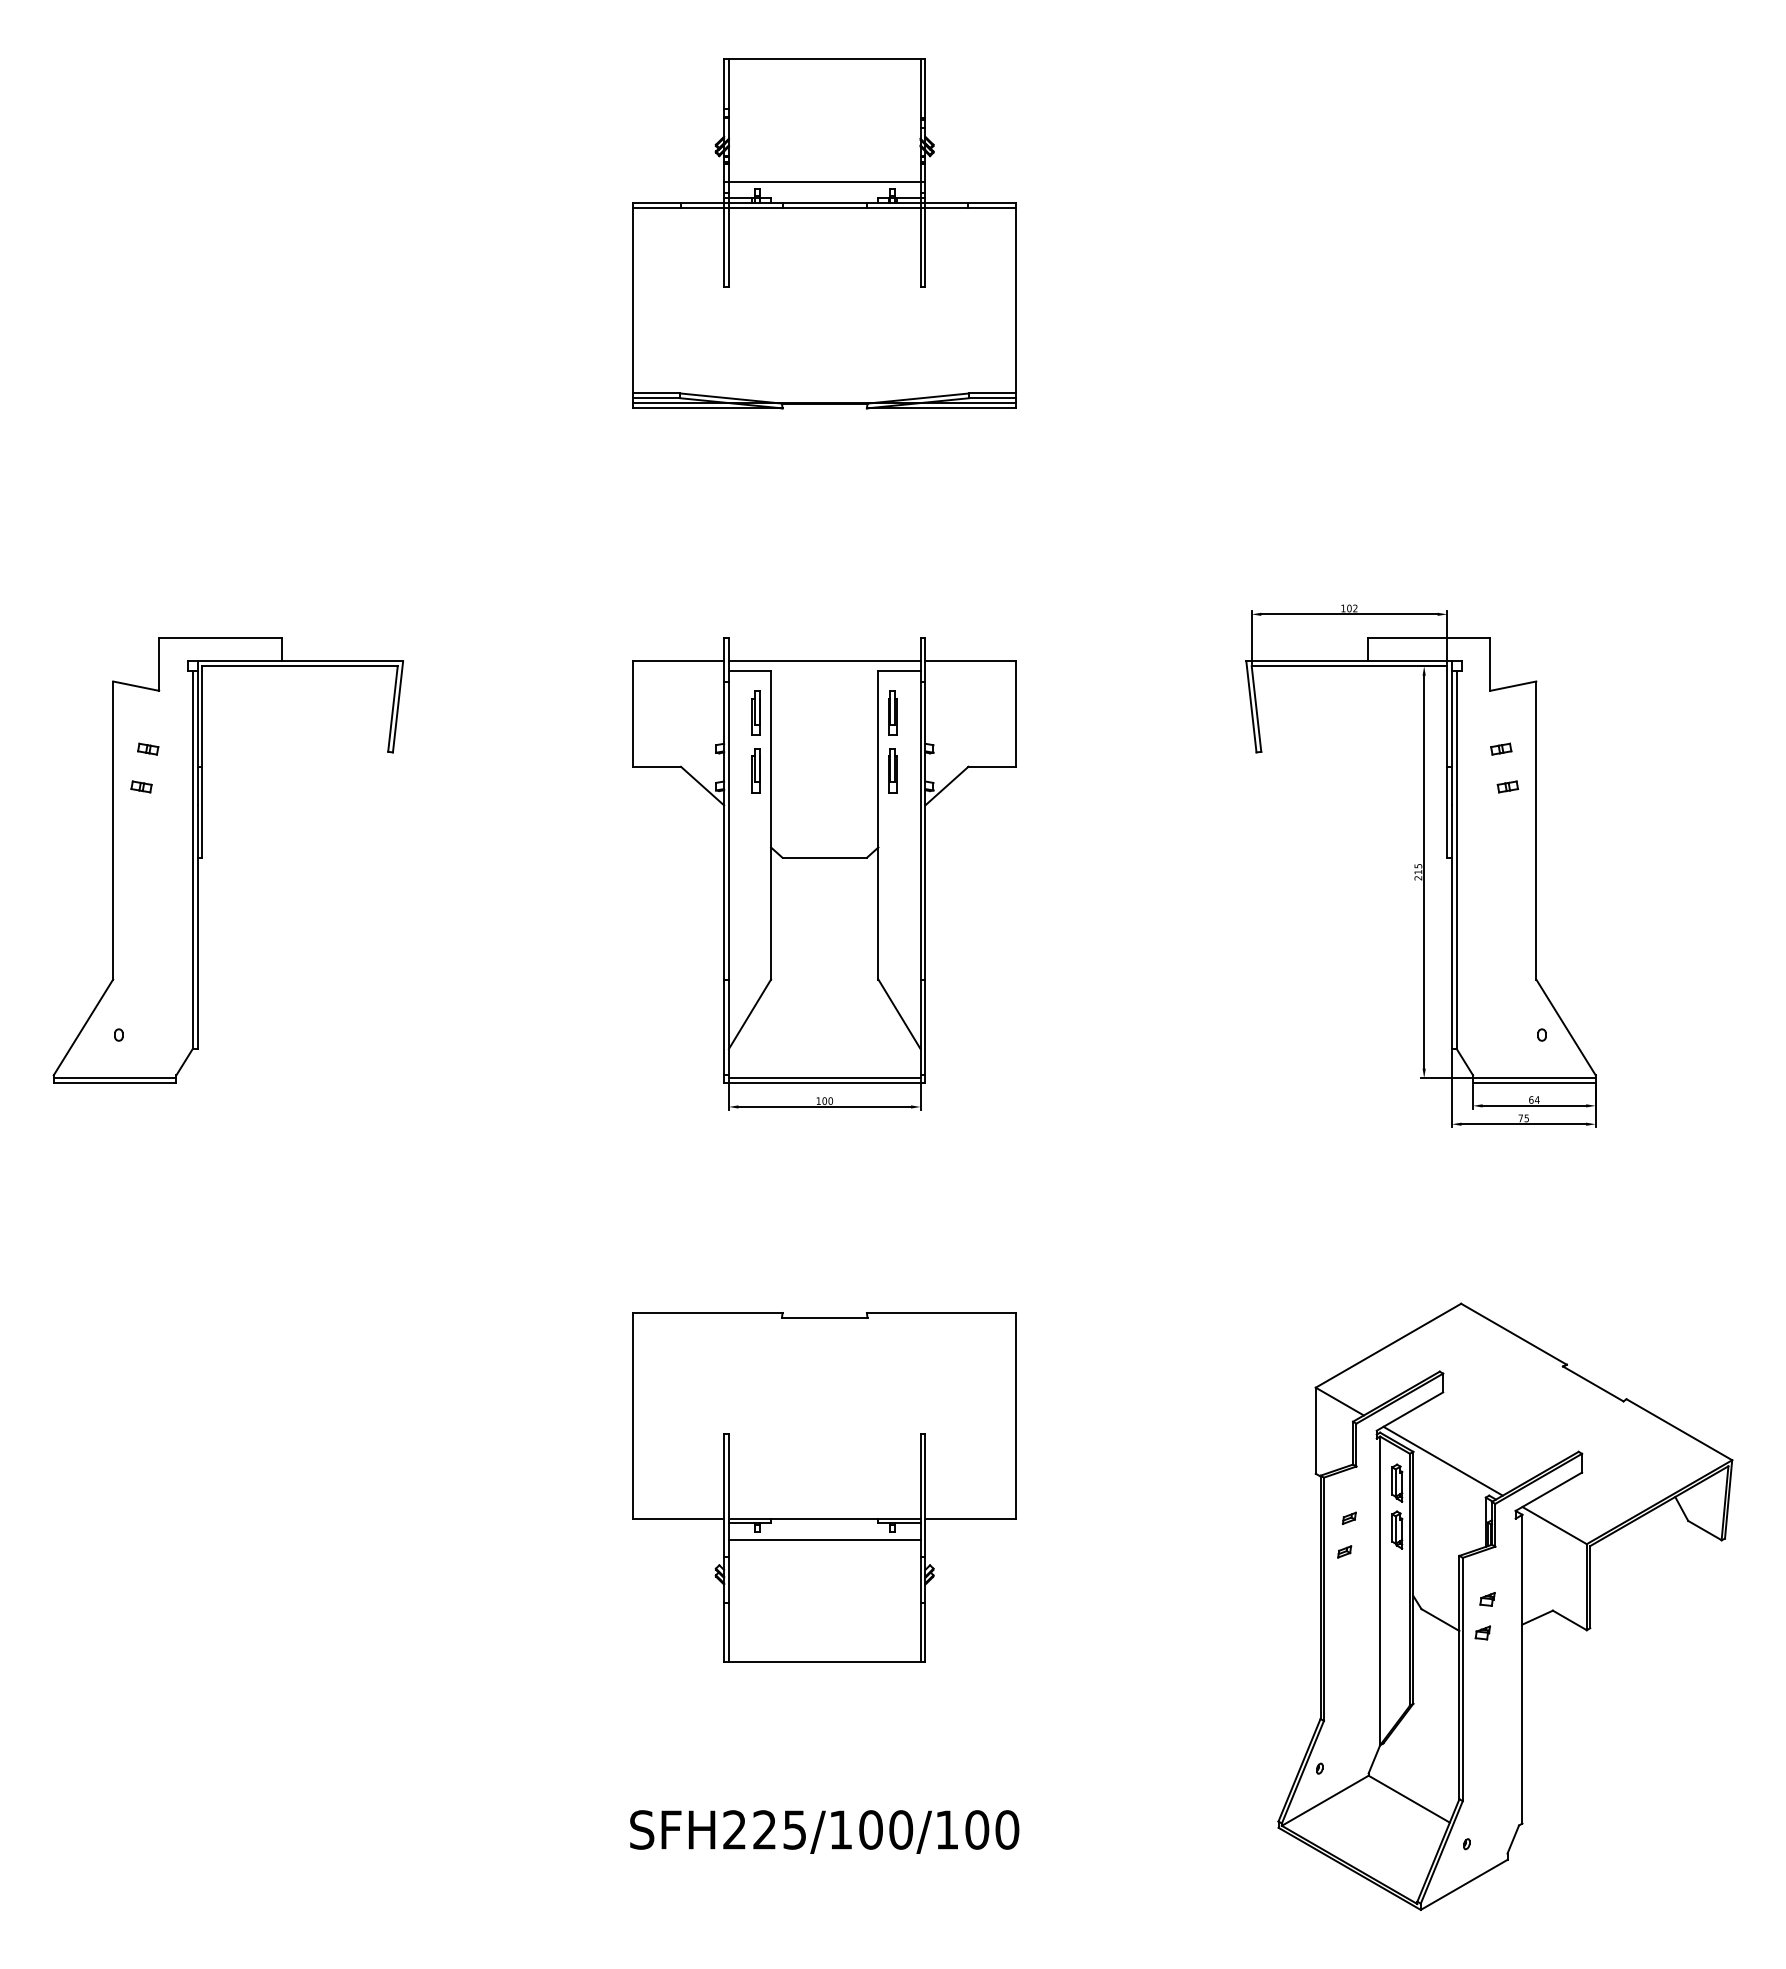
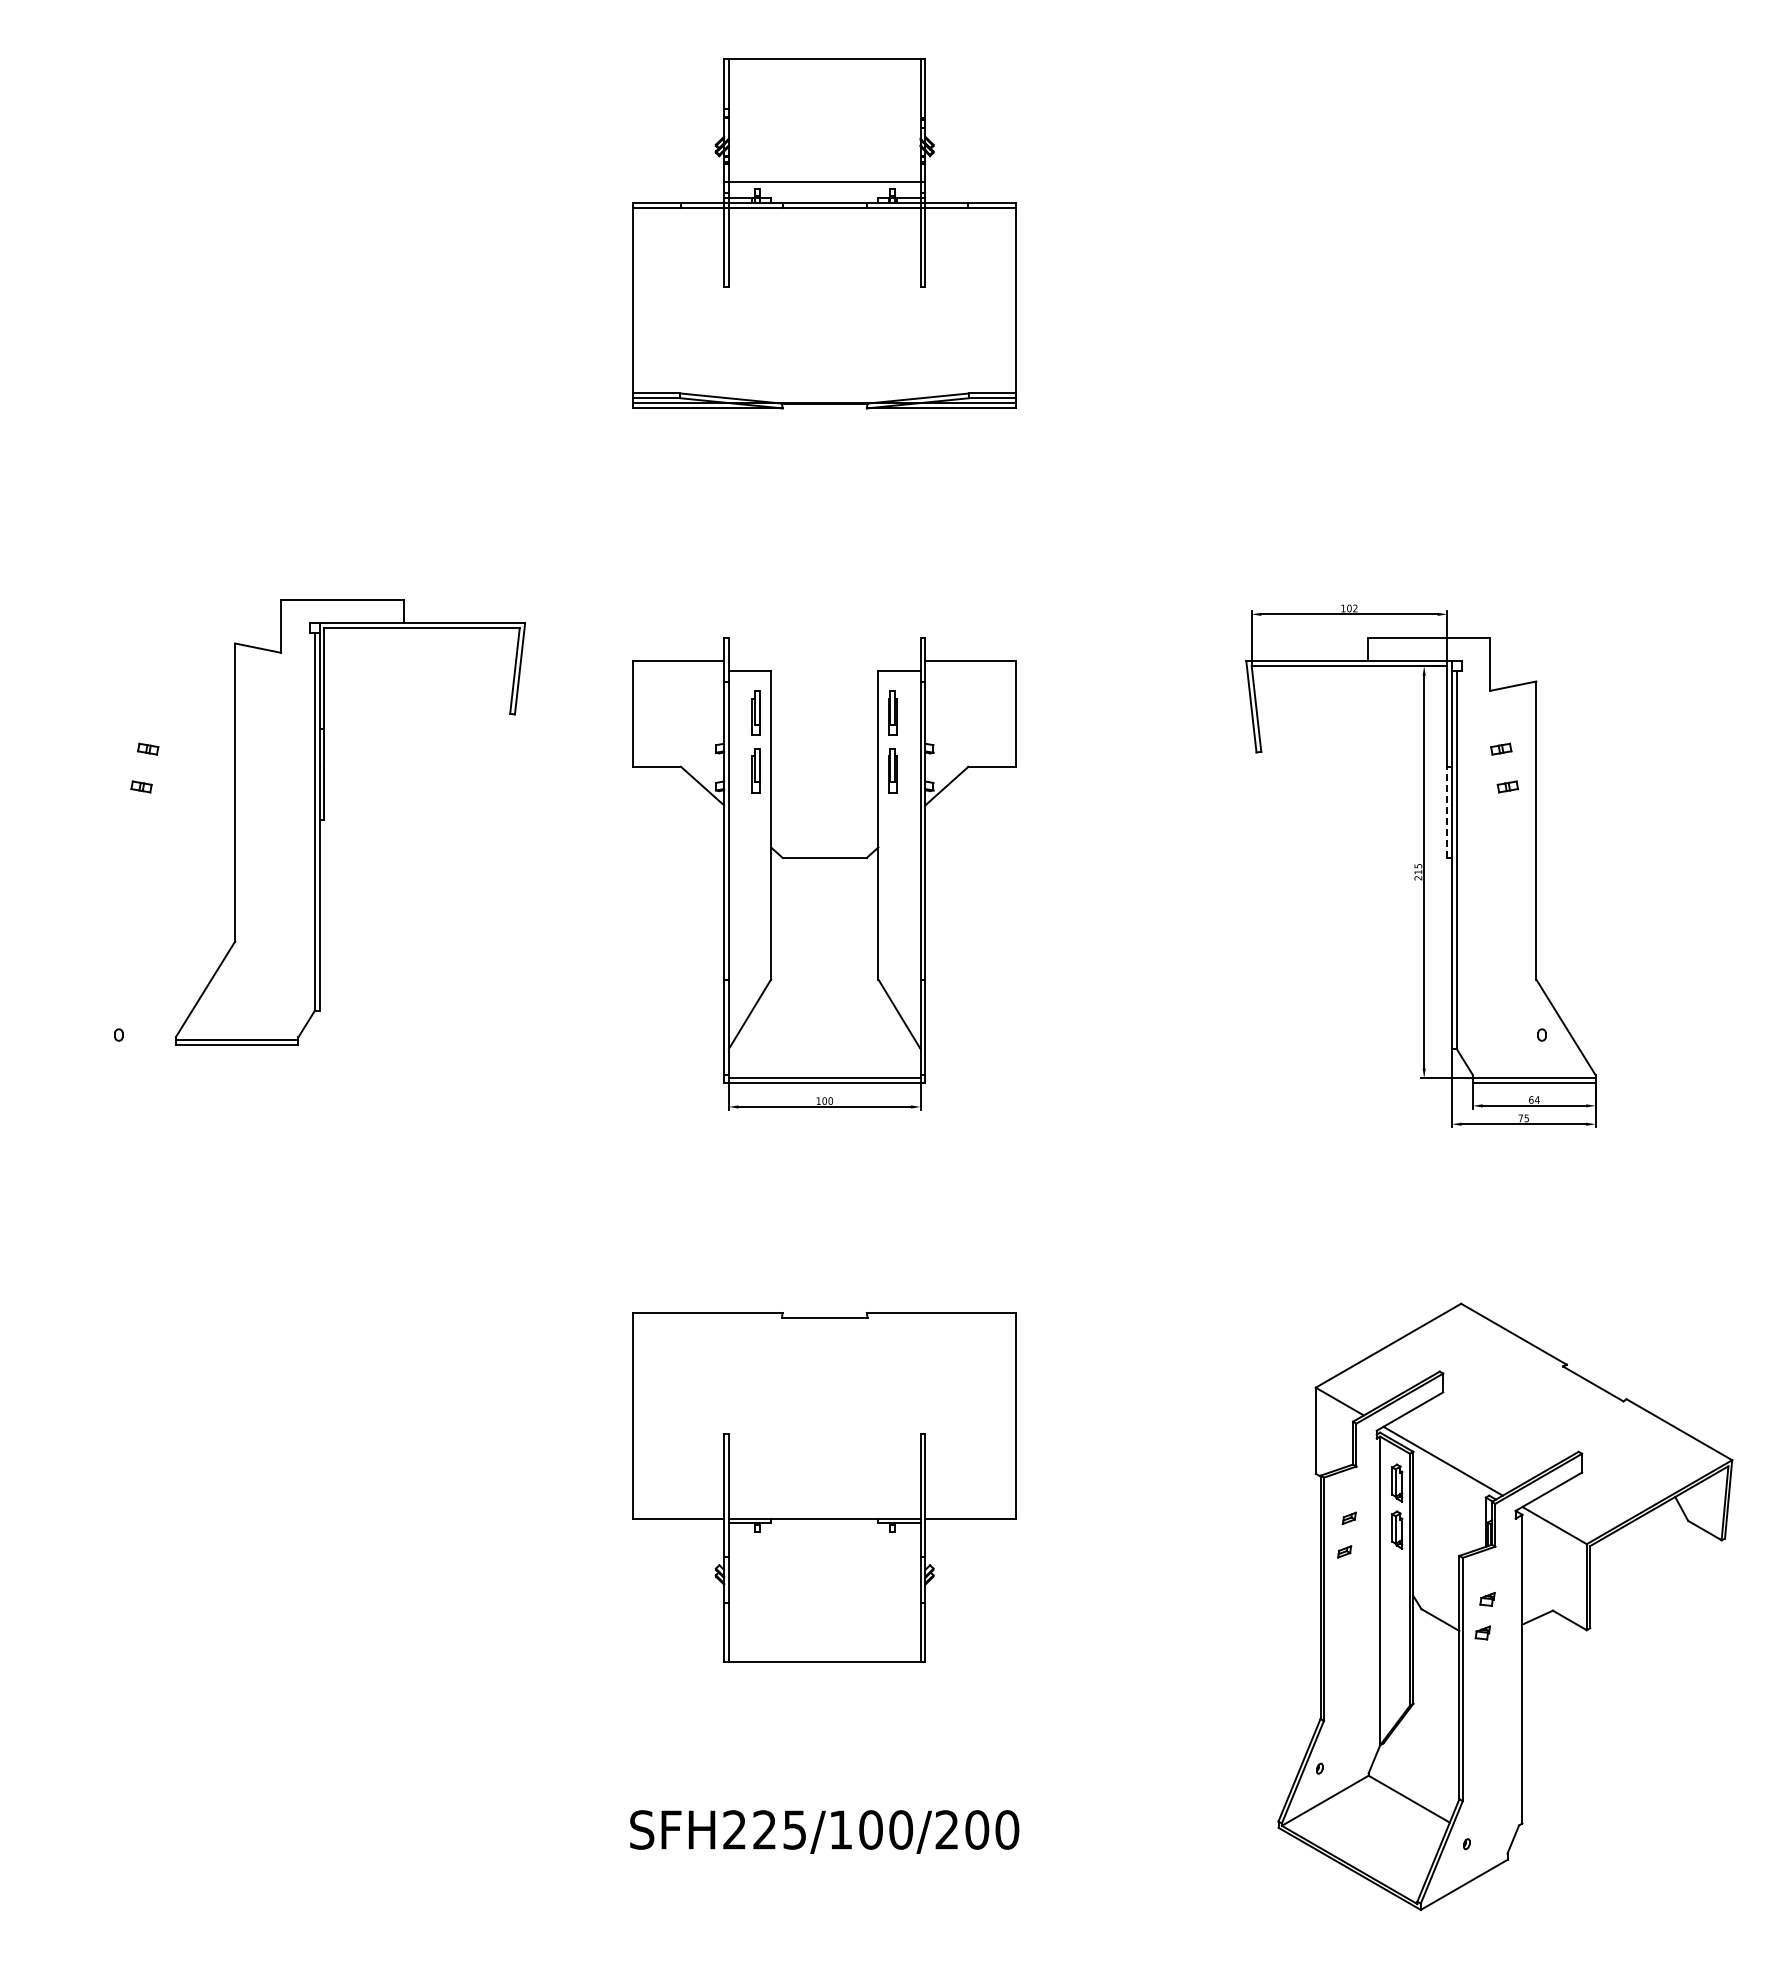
line: present -> none (824, 661)
line: solid -> dashed (1447, 812)
part position: (202, 858) -> (324, 820) (324, 820)
line: present -> none (824, 1539)
text: SFH225/100/100 -> SFH225/100/200 (946, 1829)
